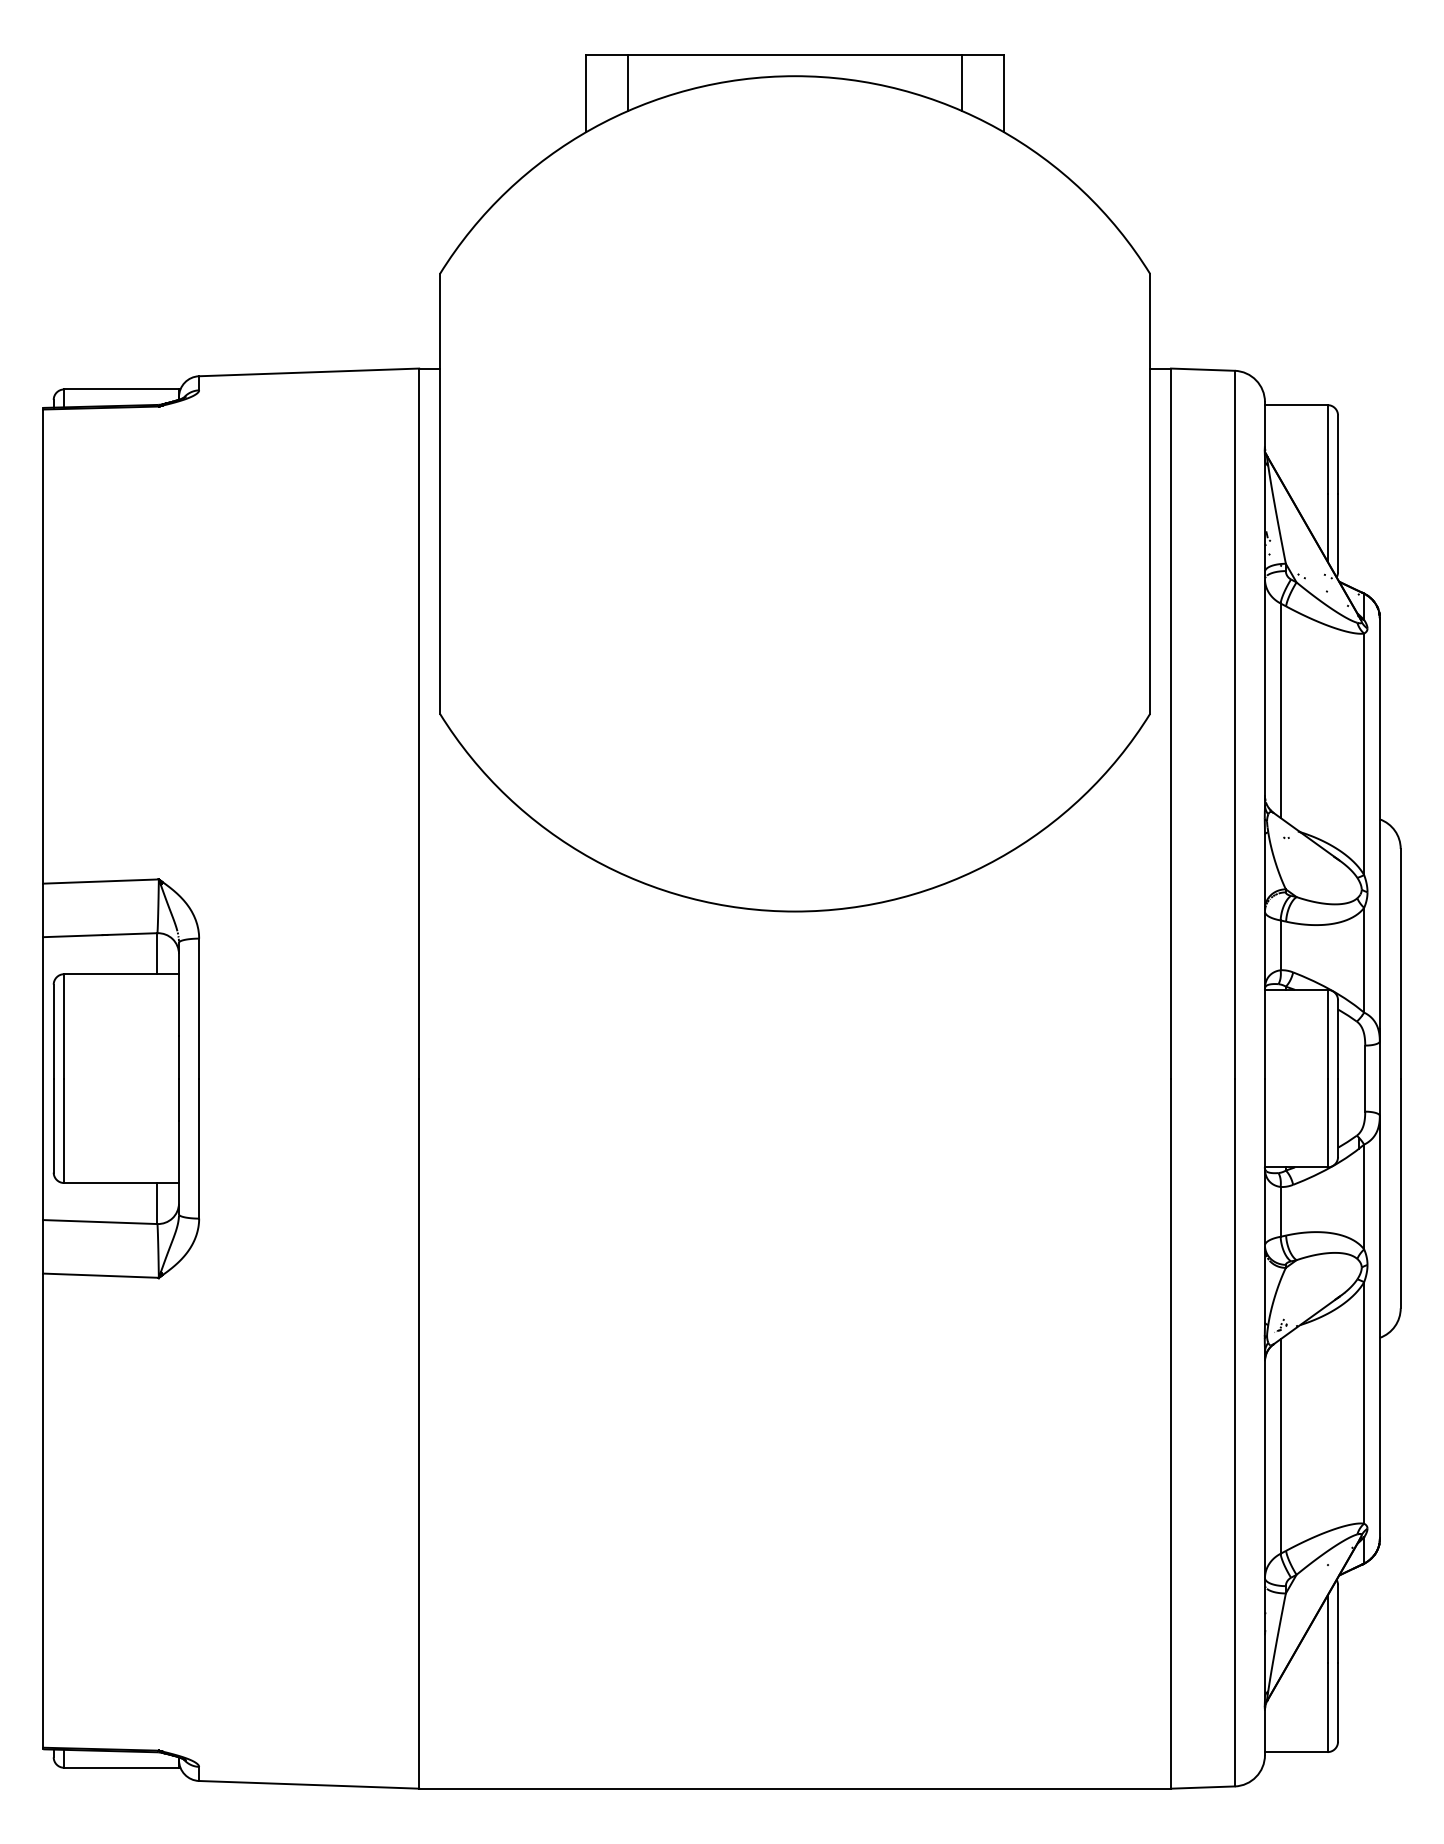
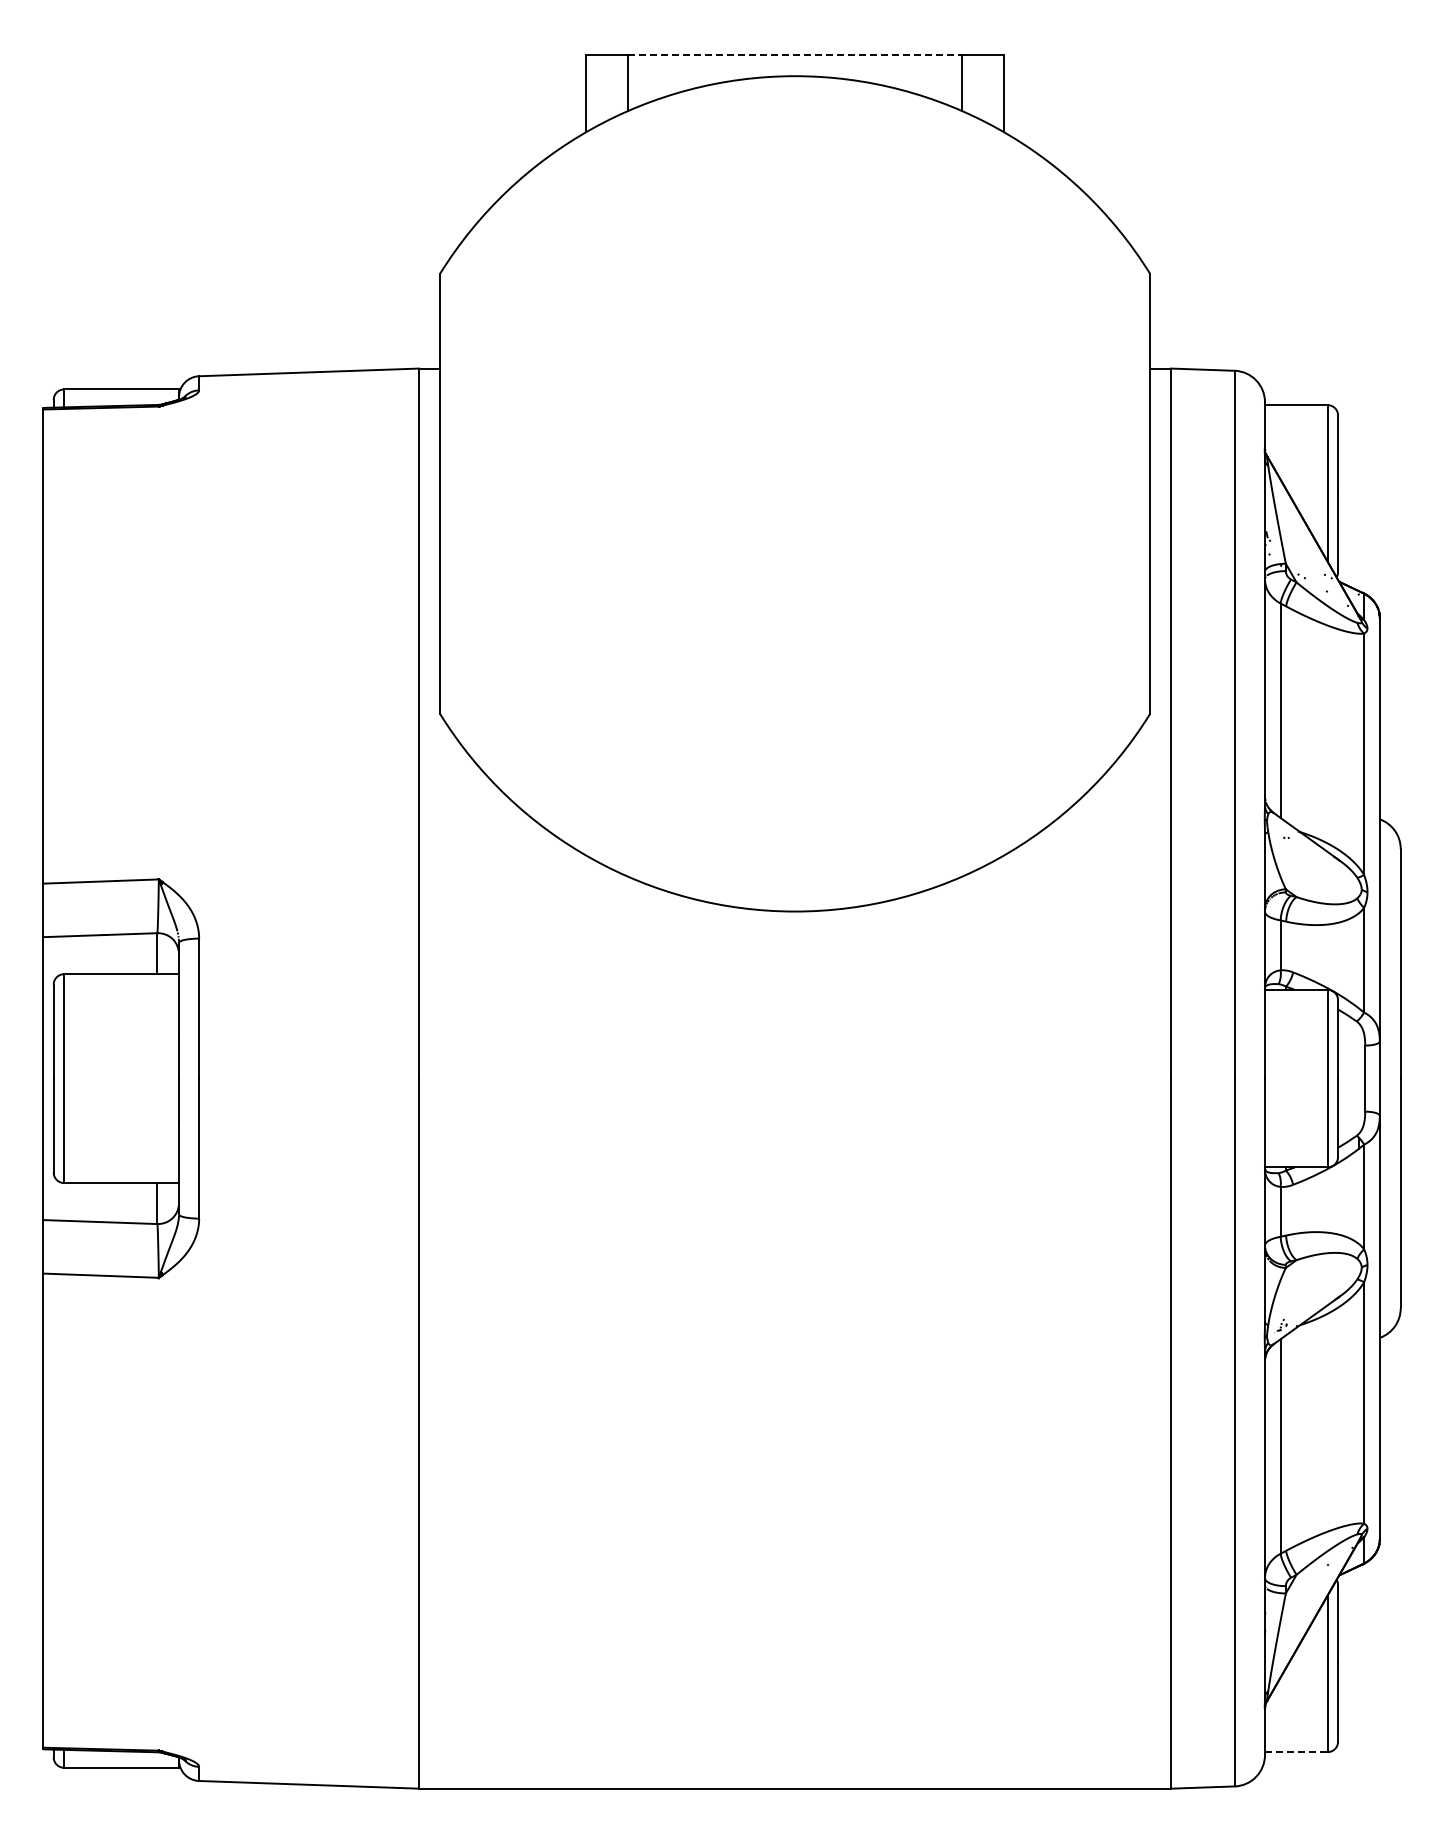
line: solid -> dashed (795, 55)
line: solid -> dashed (1296, 1752)
